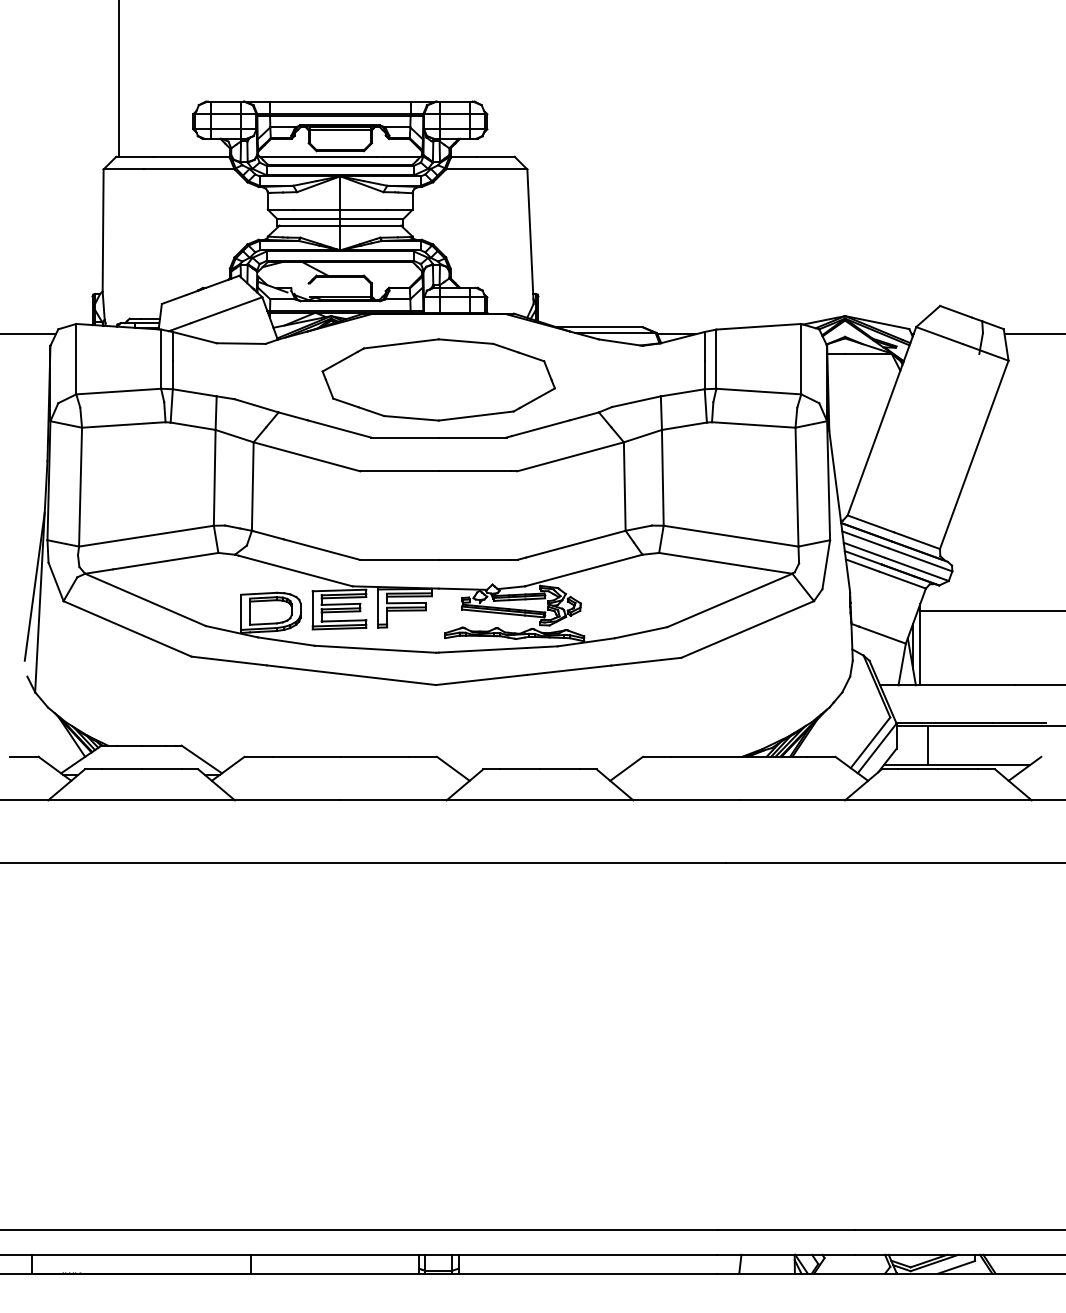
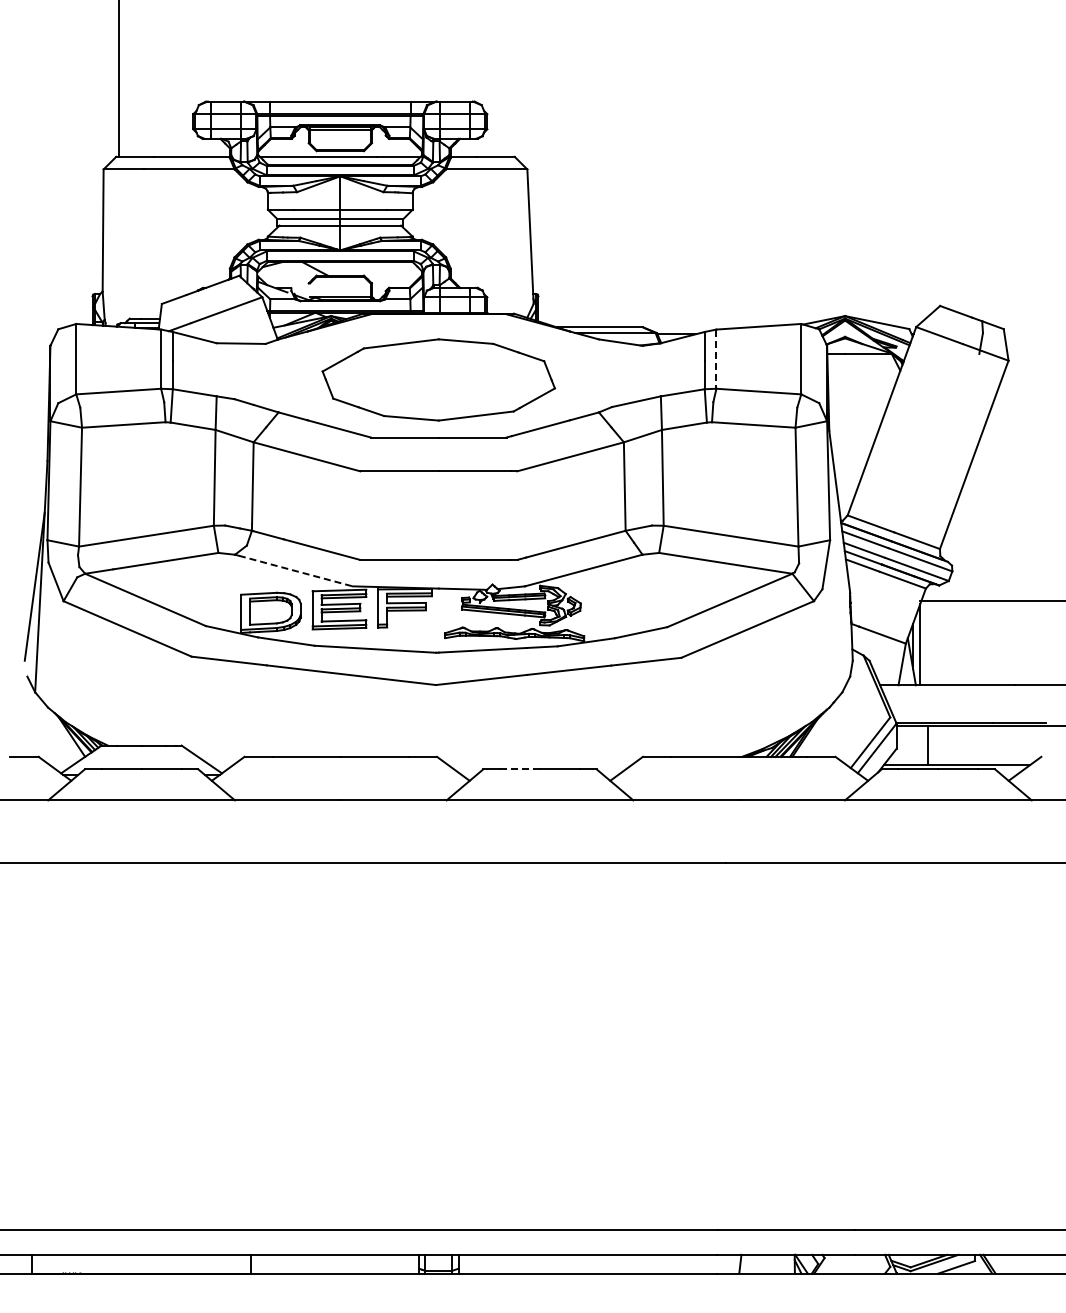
line: present -> none (28, 334)
line: present -> none (1033, 334)
line: solid -> dashed (716, 359)
line: solid -> dashed (295, 571)
line position: (991, 610) -> (991, 600) (991, 600)
line: solid -> dashed (520, 769)
